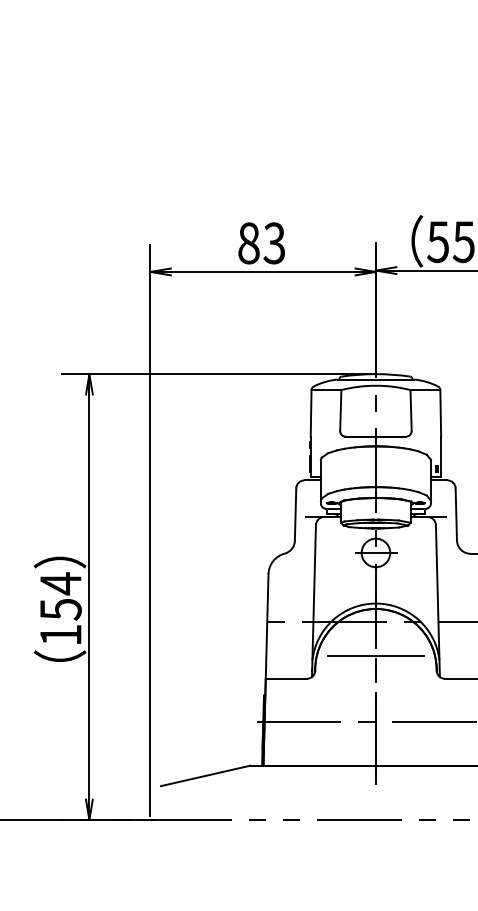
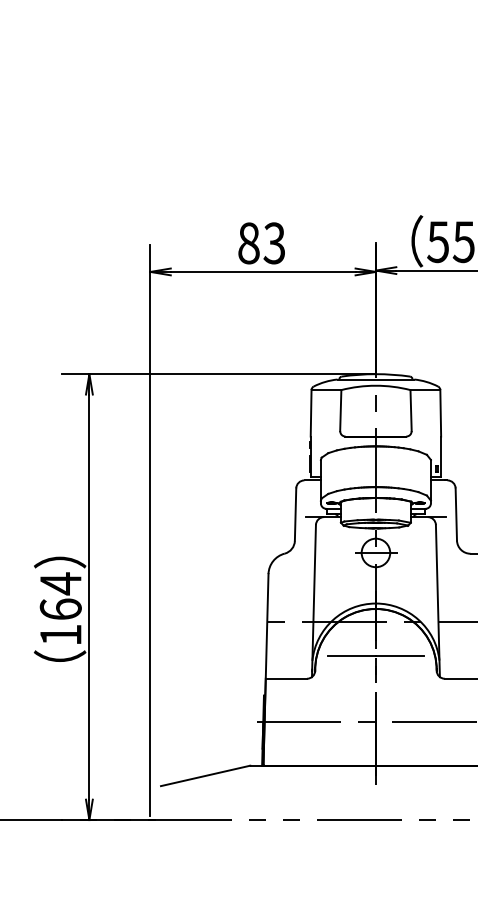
text: 154 -> 164 (60, 609)
